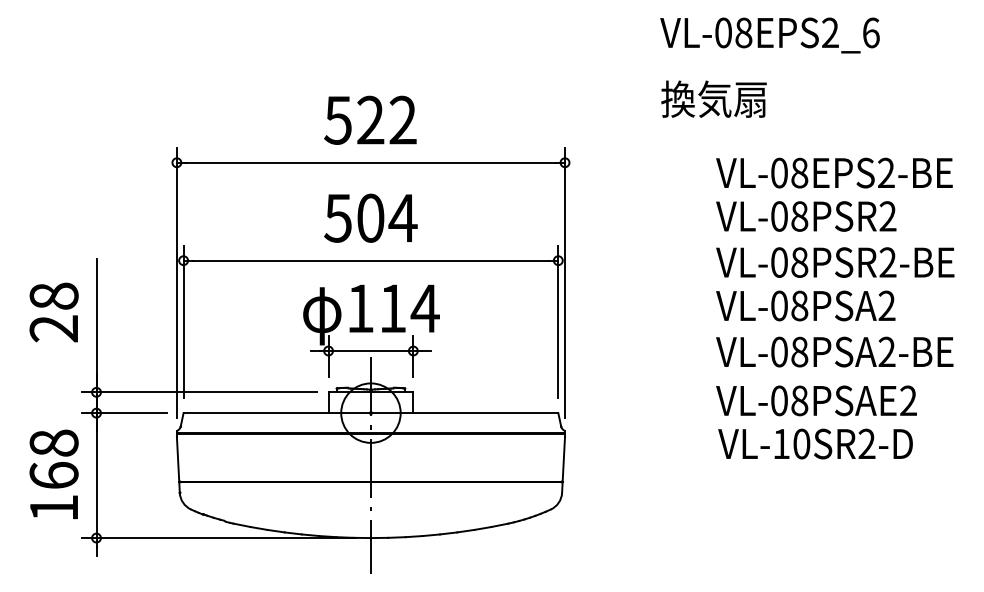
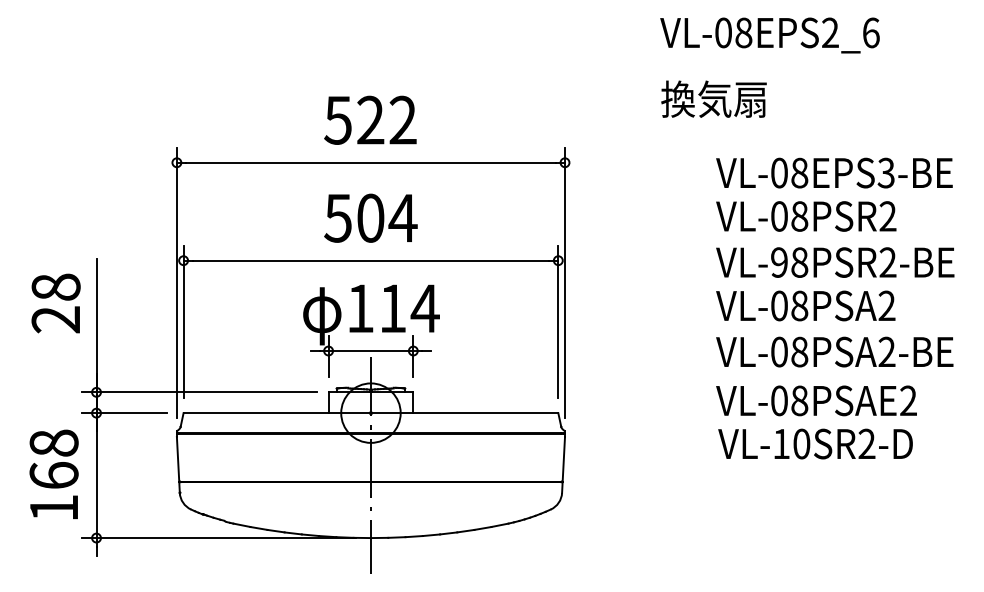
text: VL-08EPS2-BE -> VL-08EPS3-BE (885, 173)
text: VL-08PSR2-BE -> VL-98PSR2-BE (779, 262)
text position: (53, 312) -> (55, 303) (55, 303)
